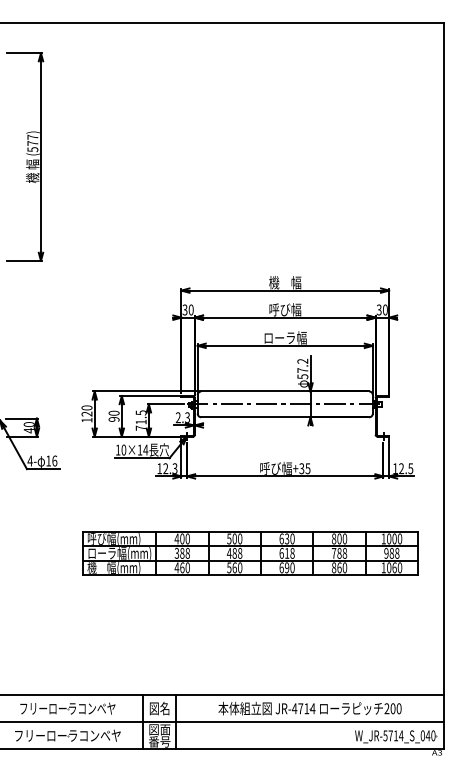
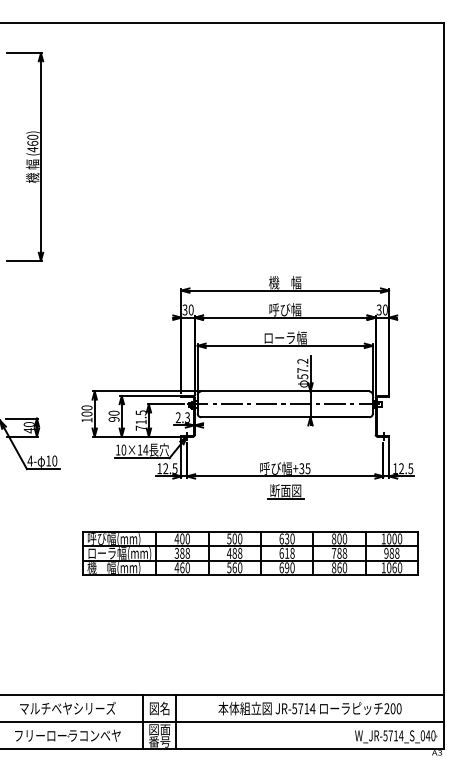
text: (577) -> (460) (32, 143)
text: 120 -> 100 (86, 413)
text: 16 -> 10 (54, 460)
text: 12.3 -> 12.5 (174, 468)
part: none -> present (285, 491)
text: フリーローラコンベヤ -> マルチベヤシリーズ (67, 707)
text: JR-4714 -> JR-5714 (294, 708)
